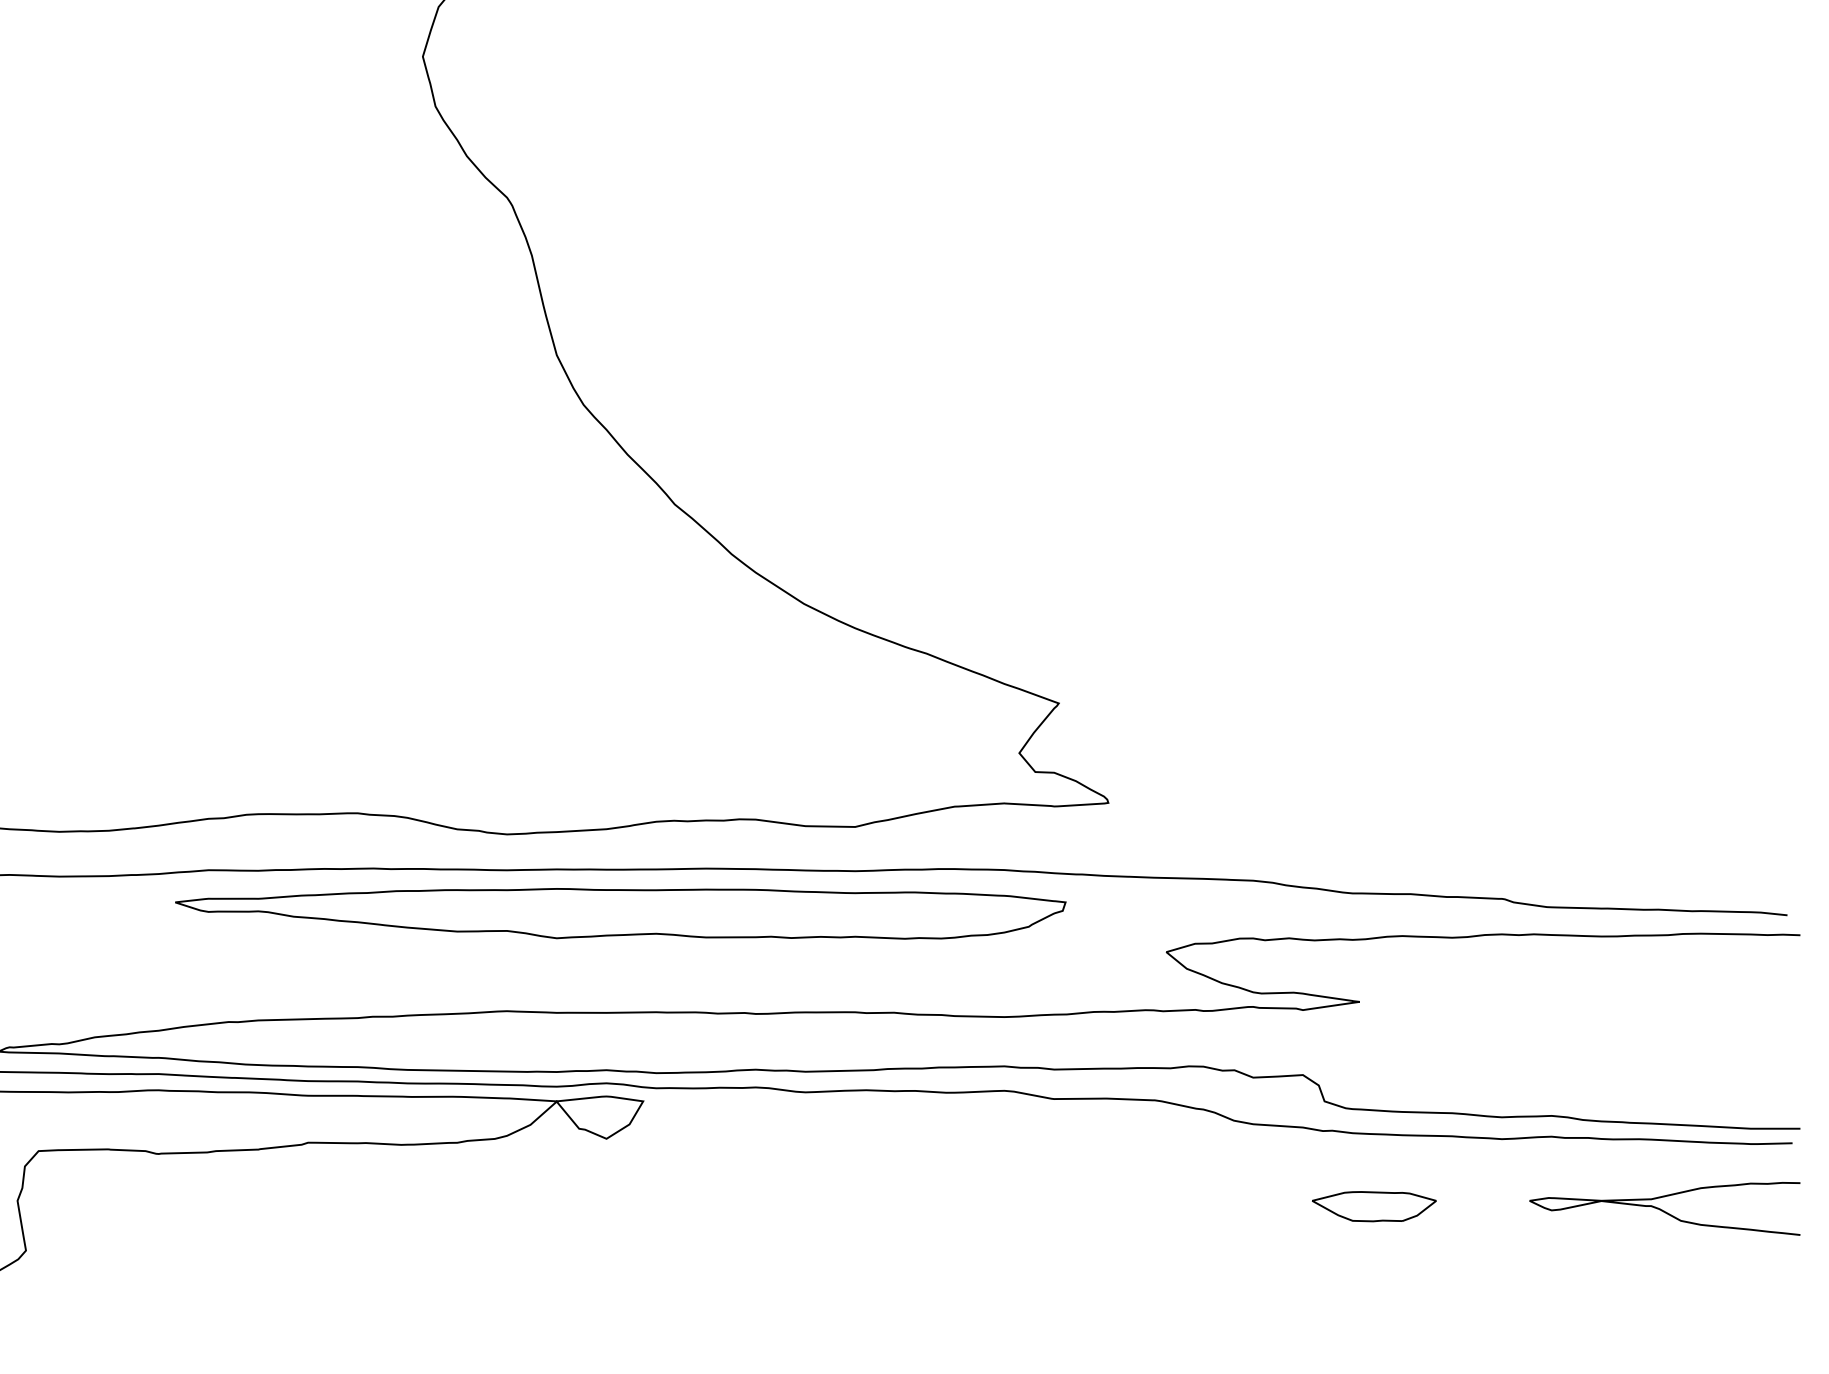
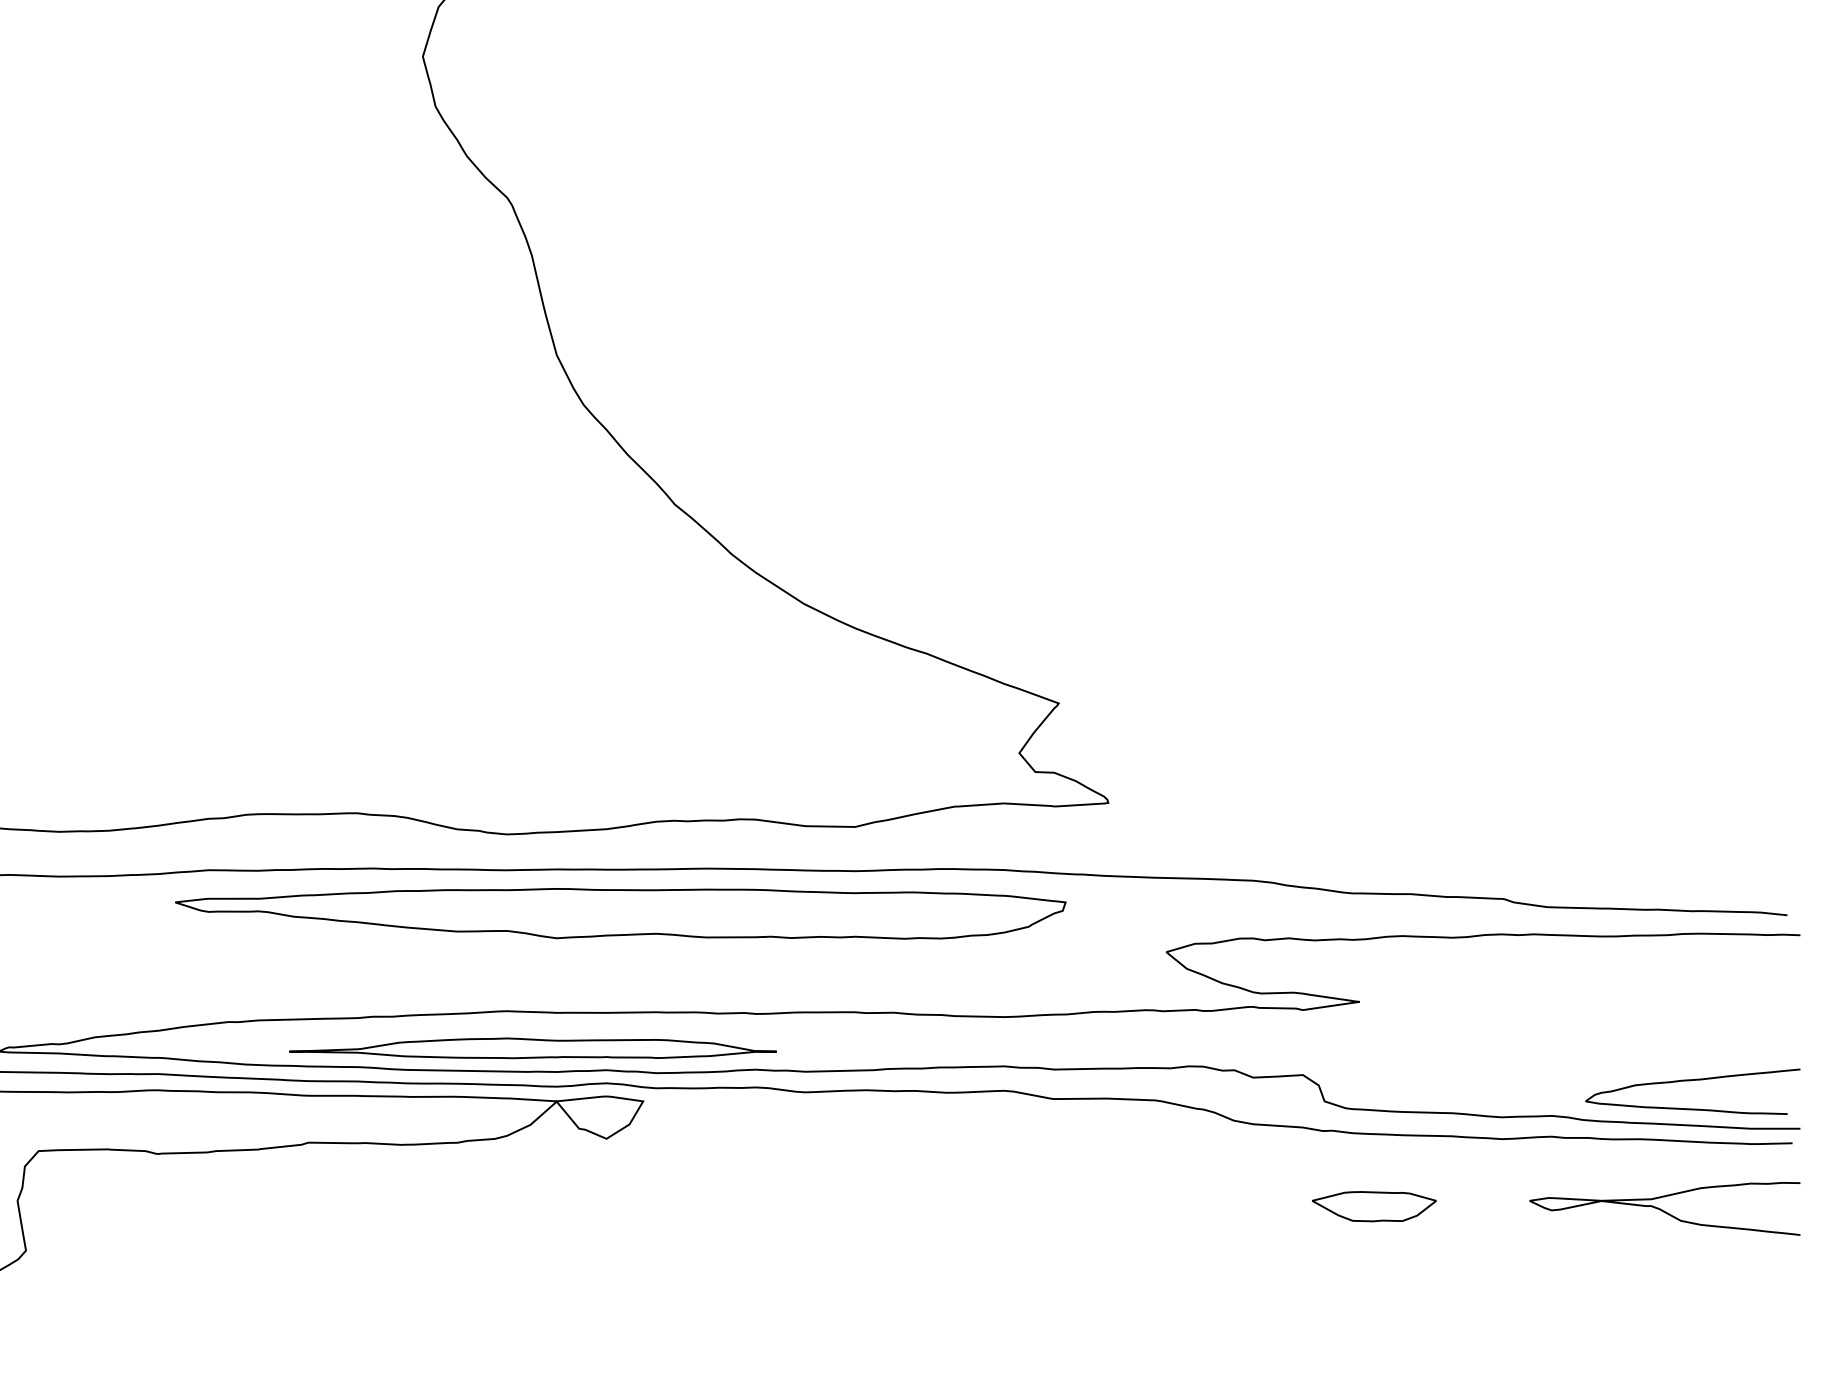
part: none -> present (532, 1048)
curve: none -> present (1690, 1081)
